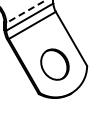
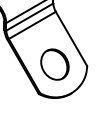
line: dashed -> solid (26, 11)
